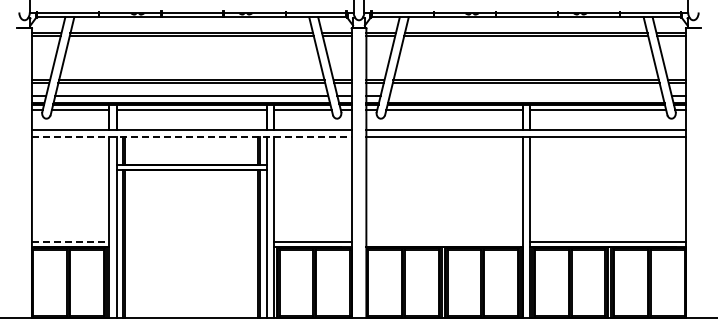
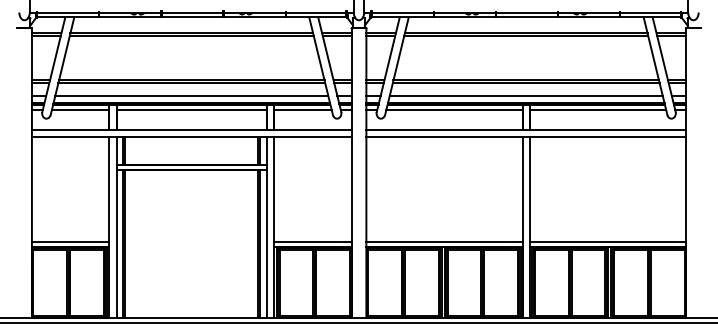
line: none -> present (525, 95)
line: dashed -> solid (191, 136)
line: dashed -> solid (70, 242)
line: none -> present (444, 242)
line: none -> present (358, 322)
